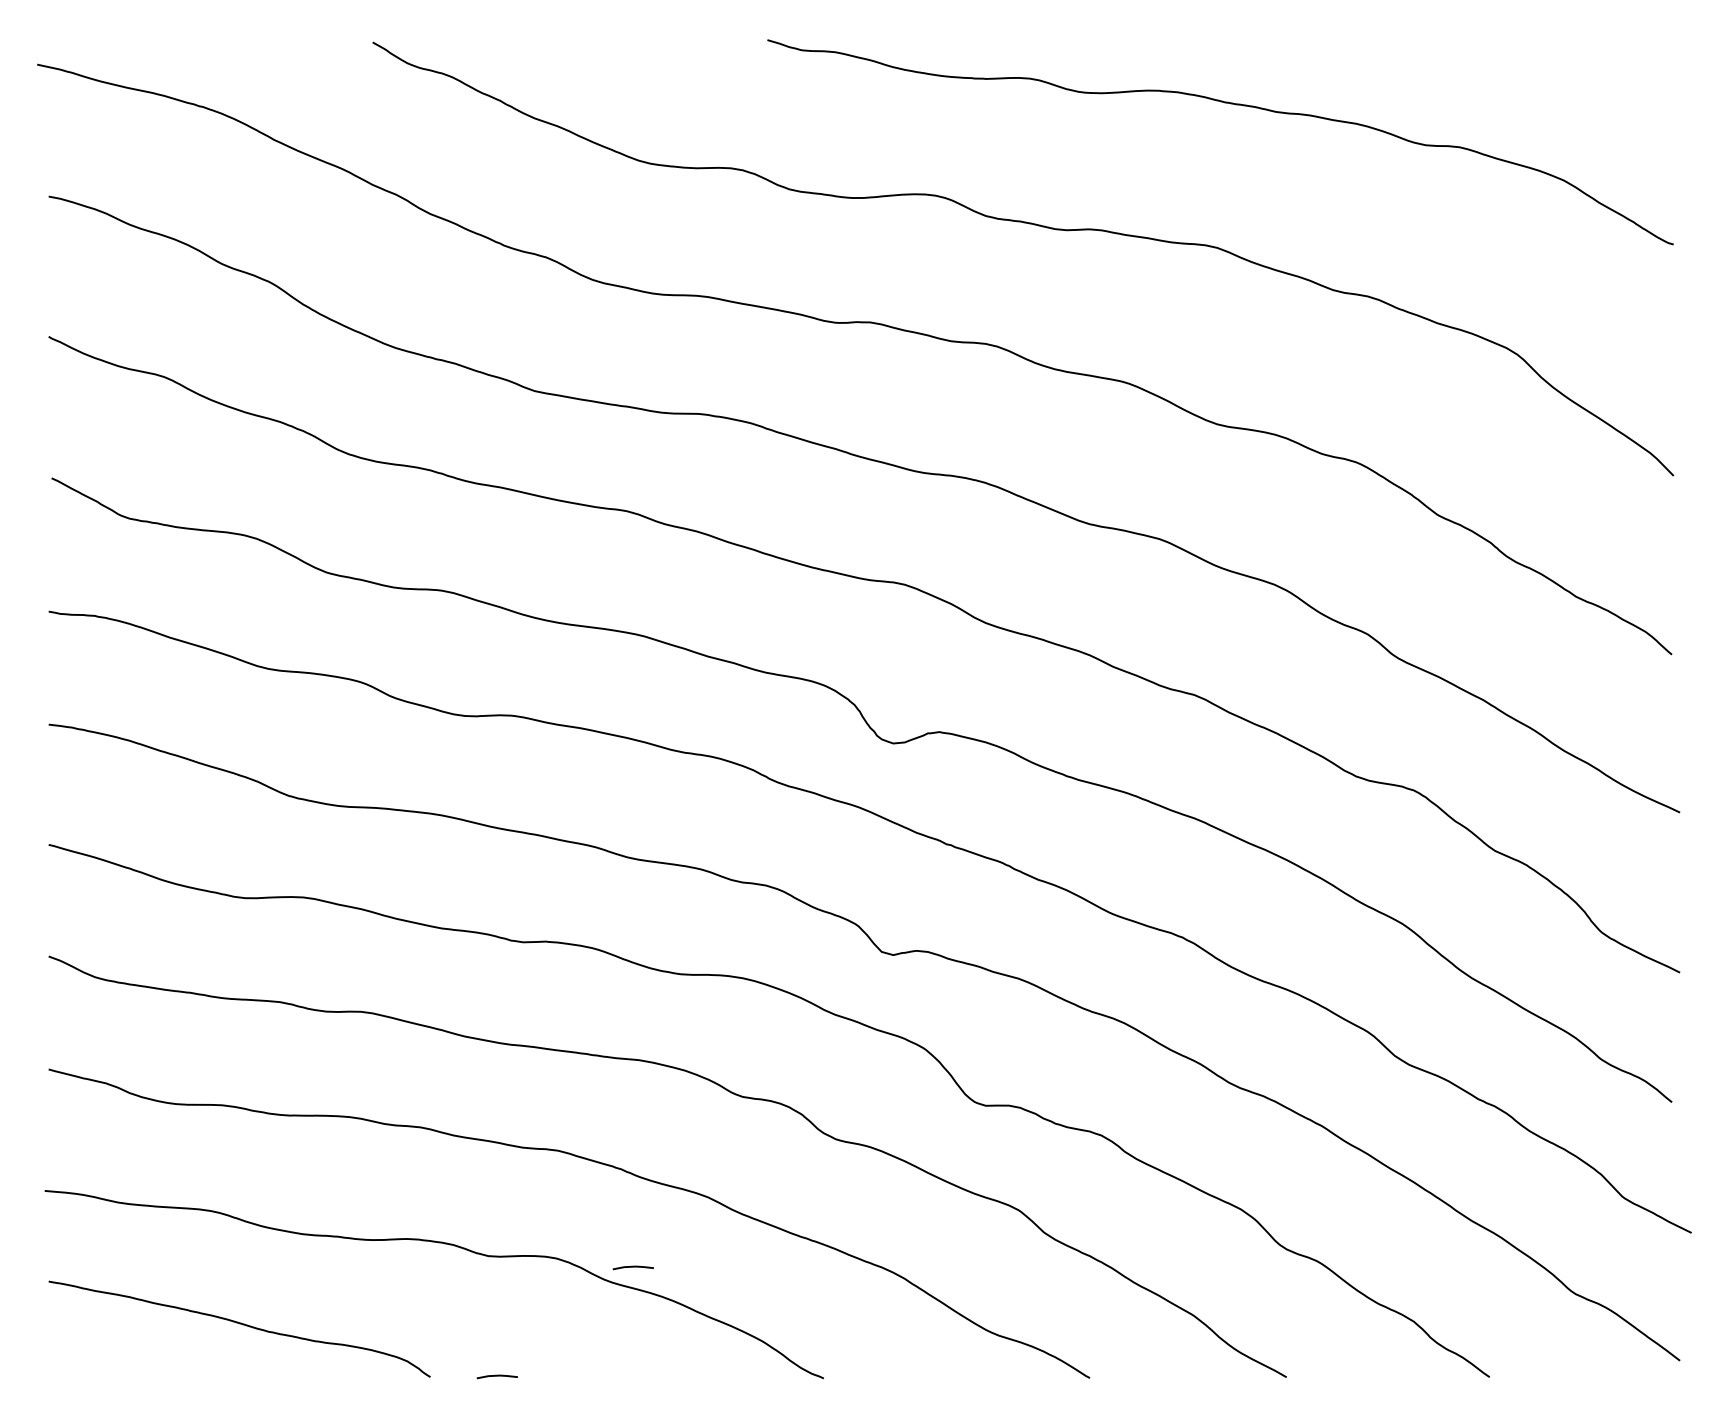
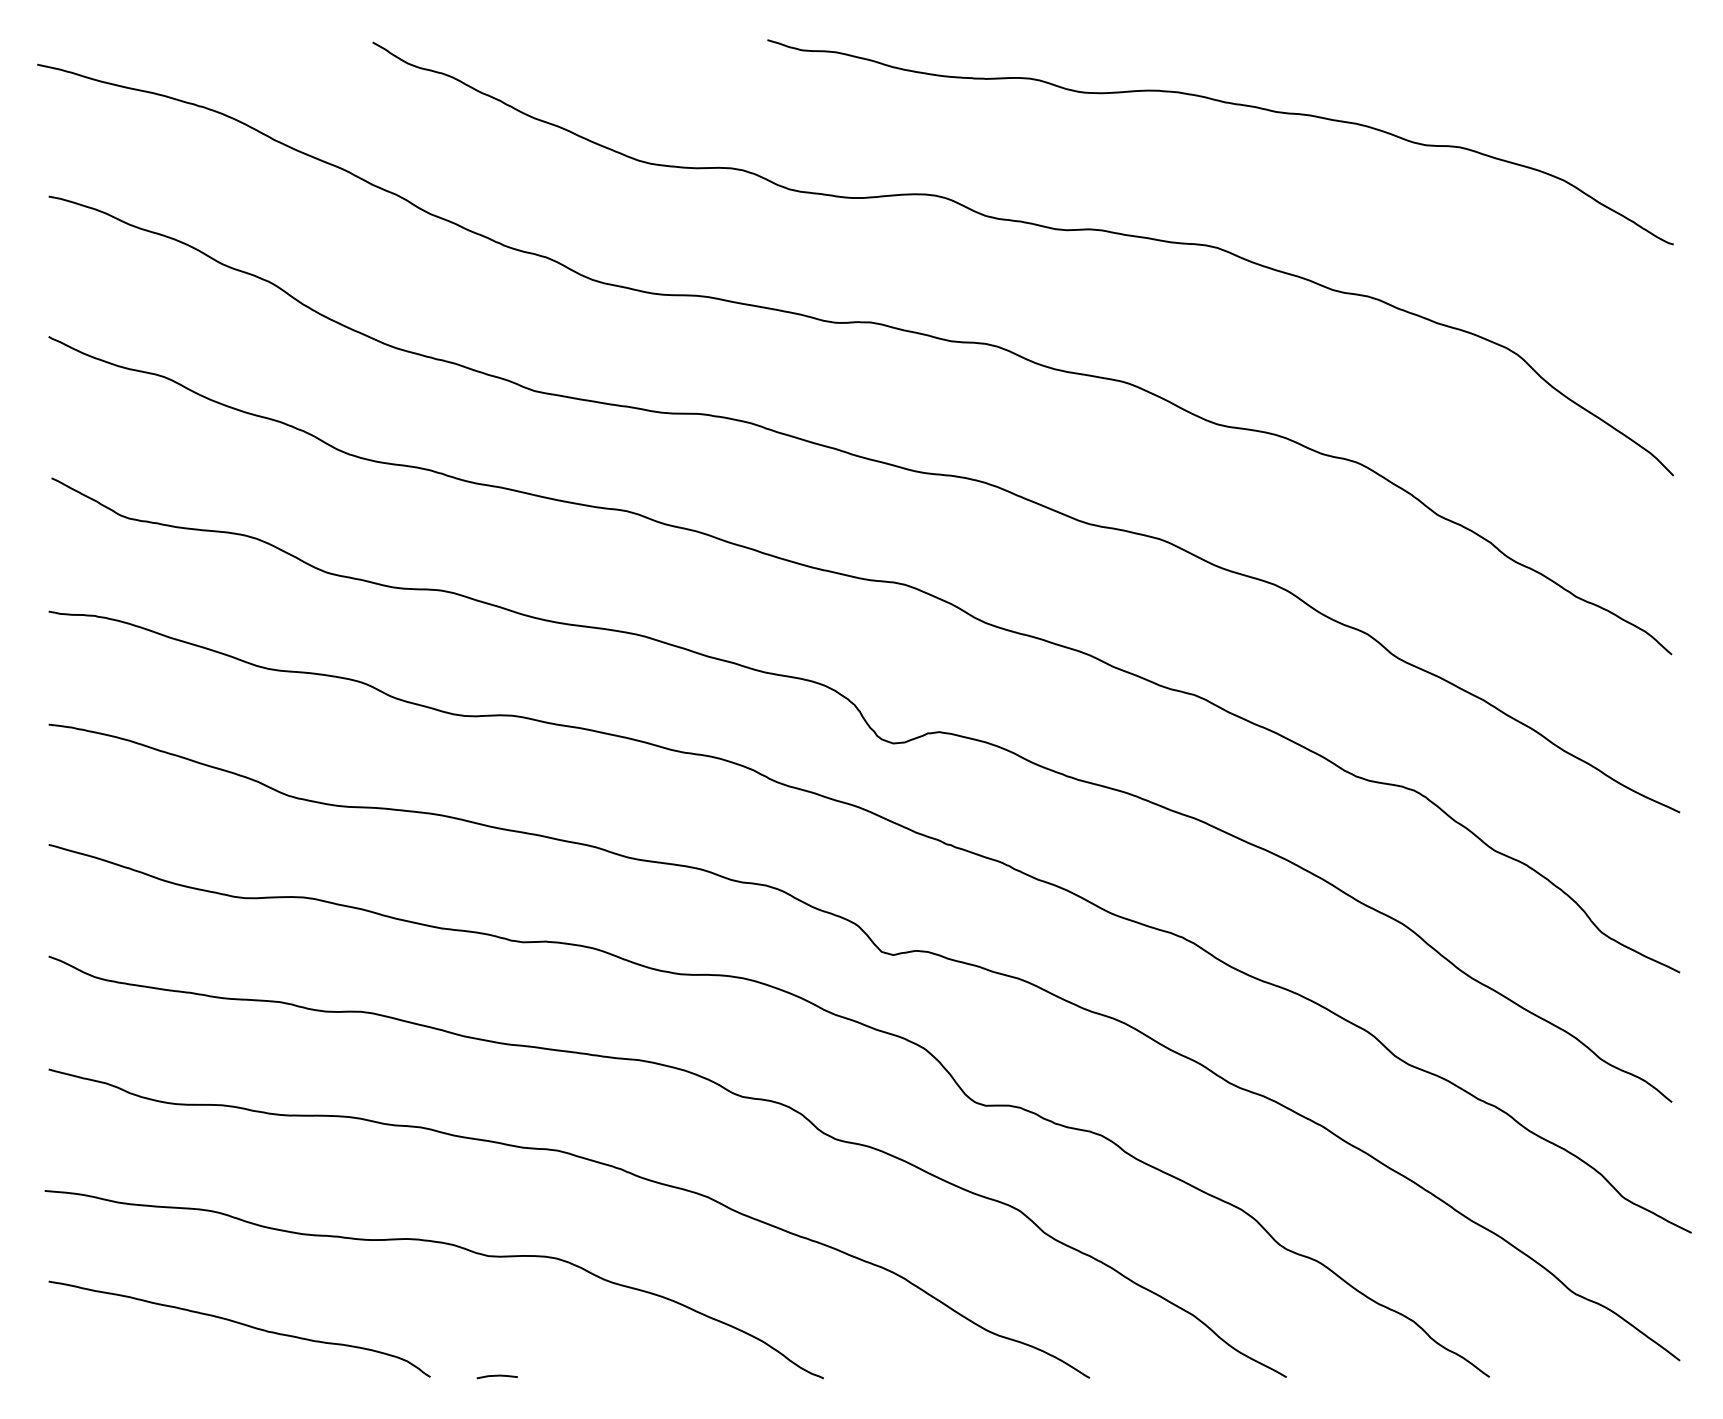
line: present -> none (632, 1267)
